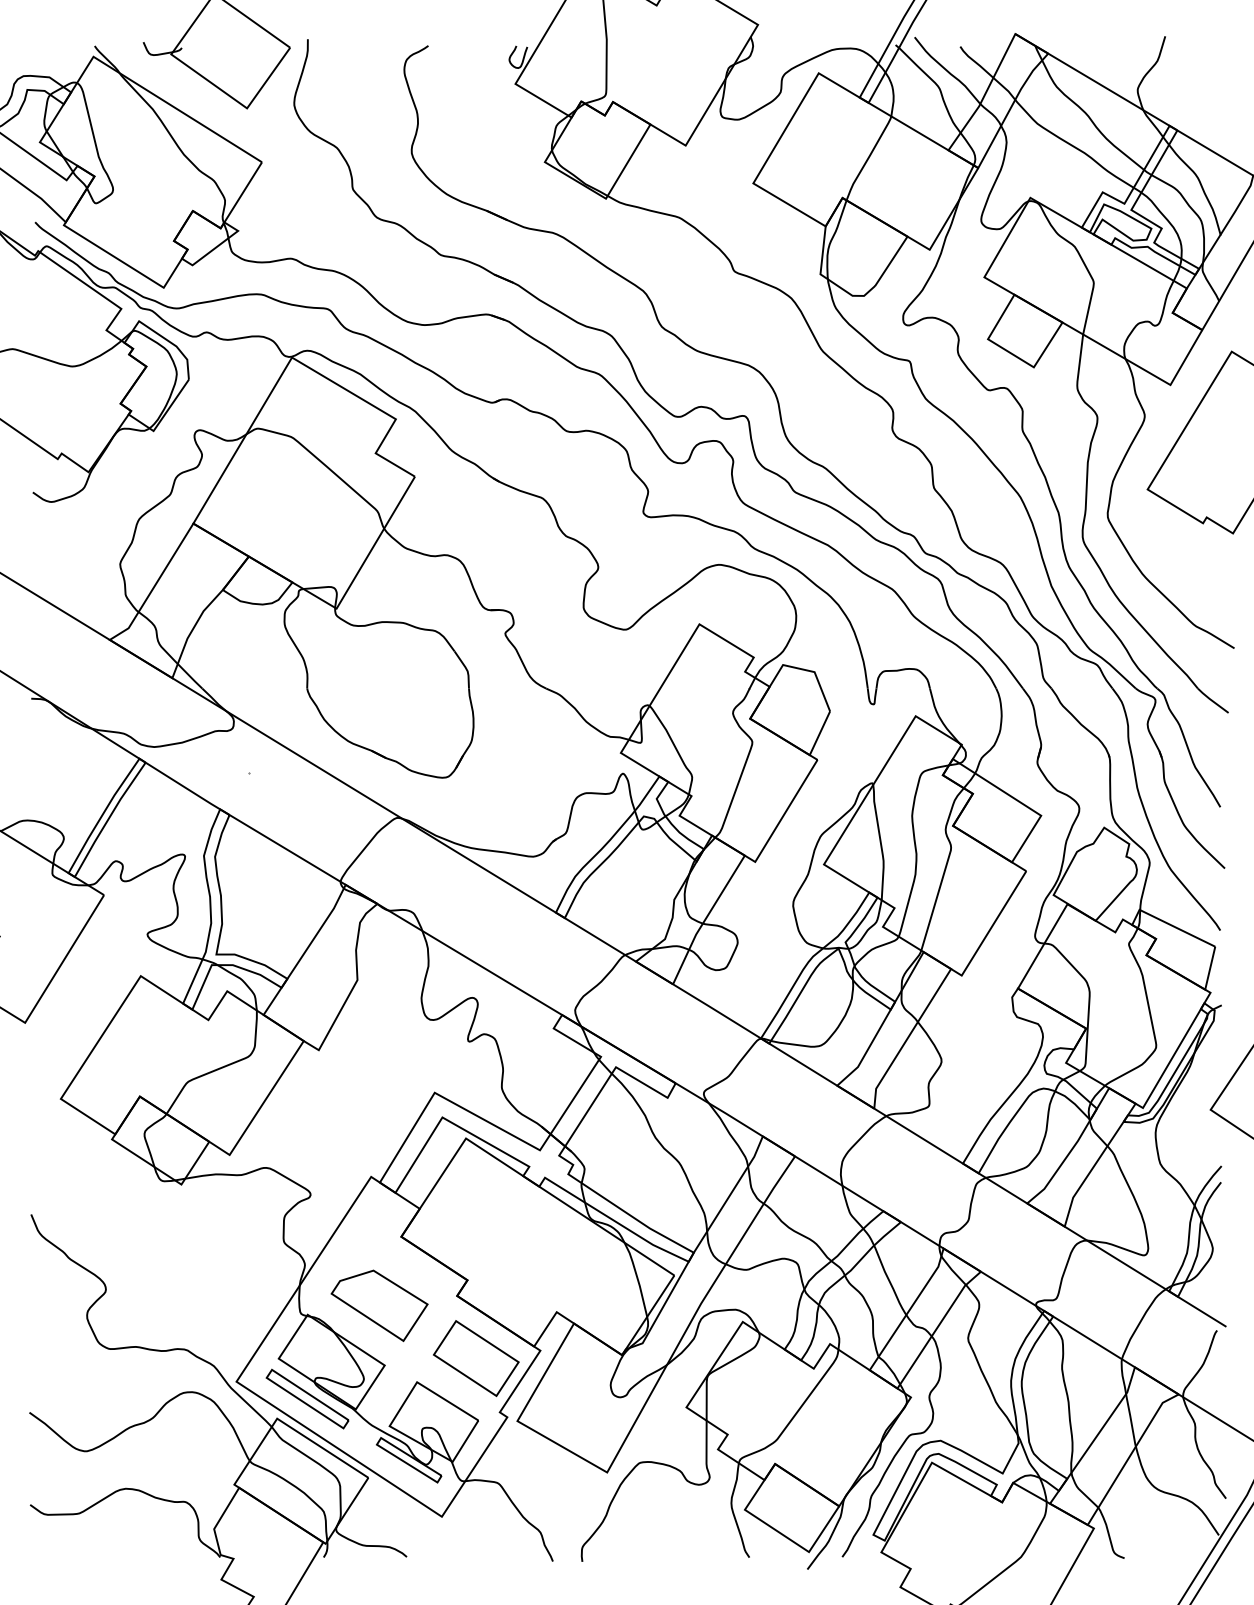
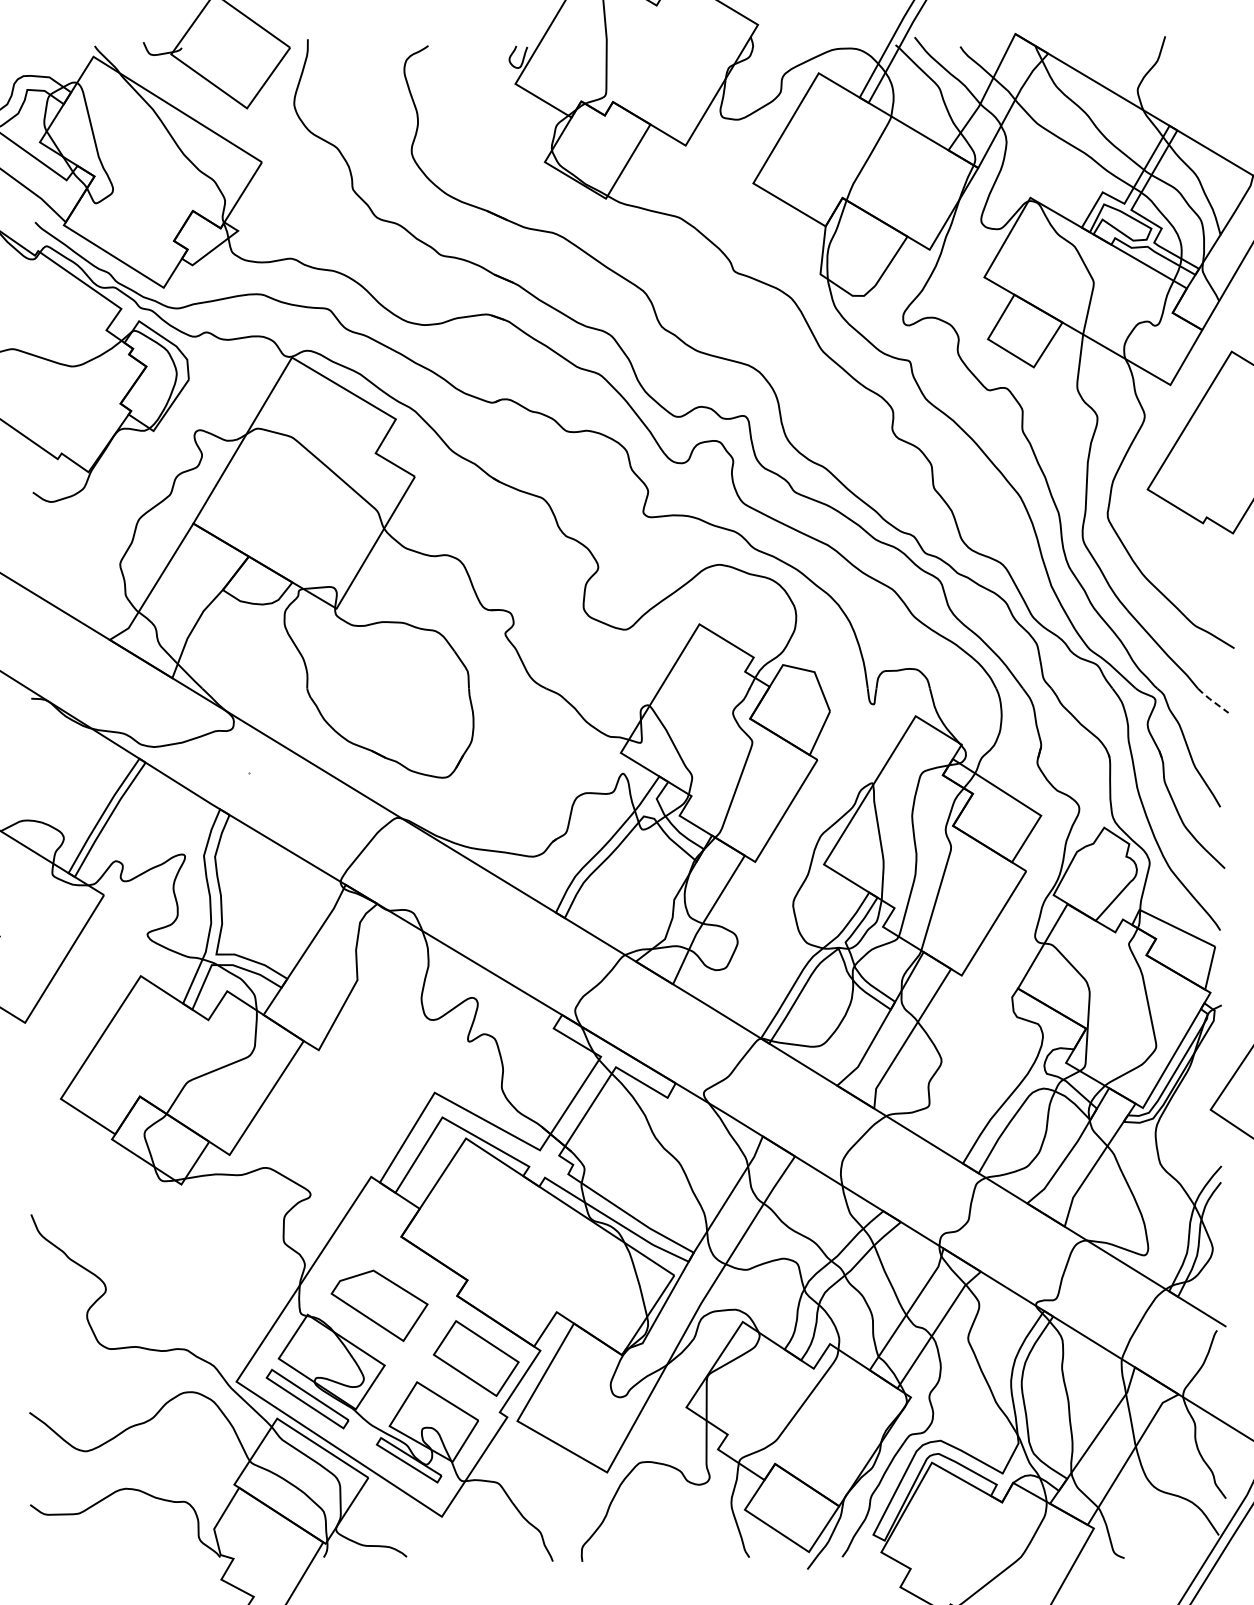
line: solid -> dashed (1212, 700)
